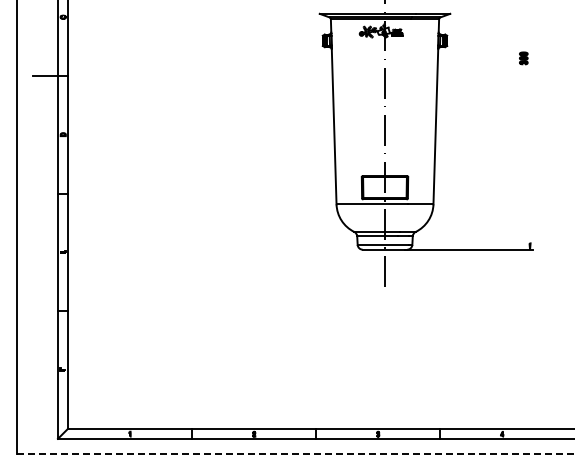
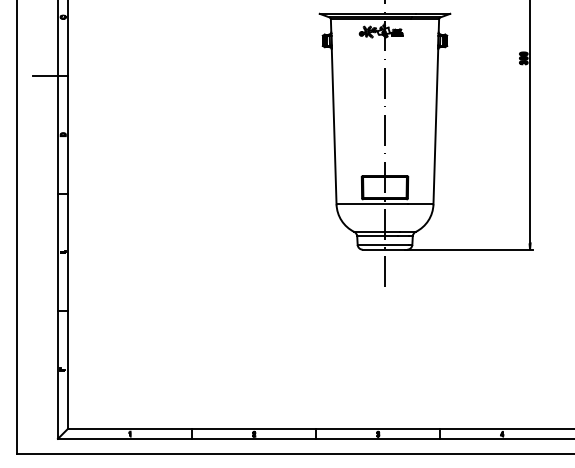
line: none -> present (530, 122)
line: dashed -> solid (296, 454)
